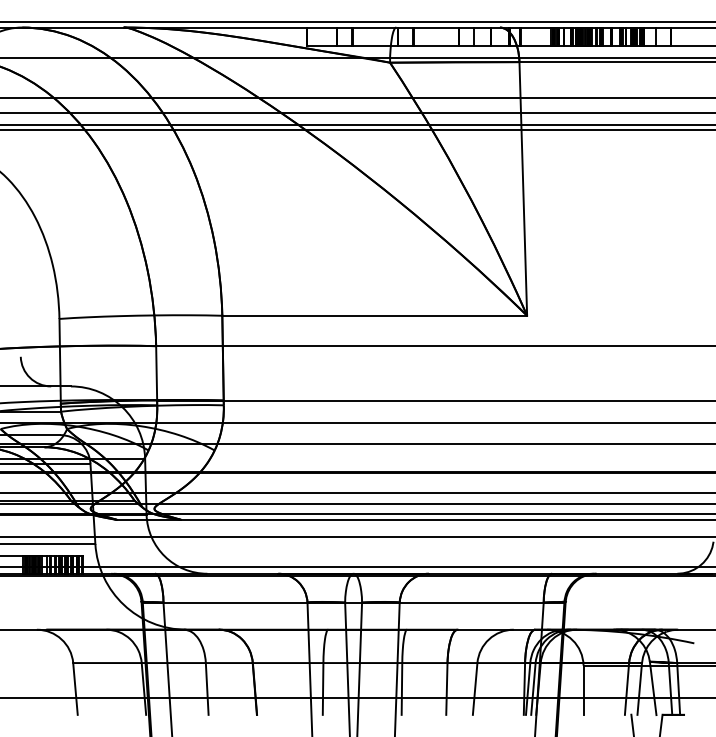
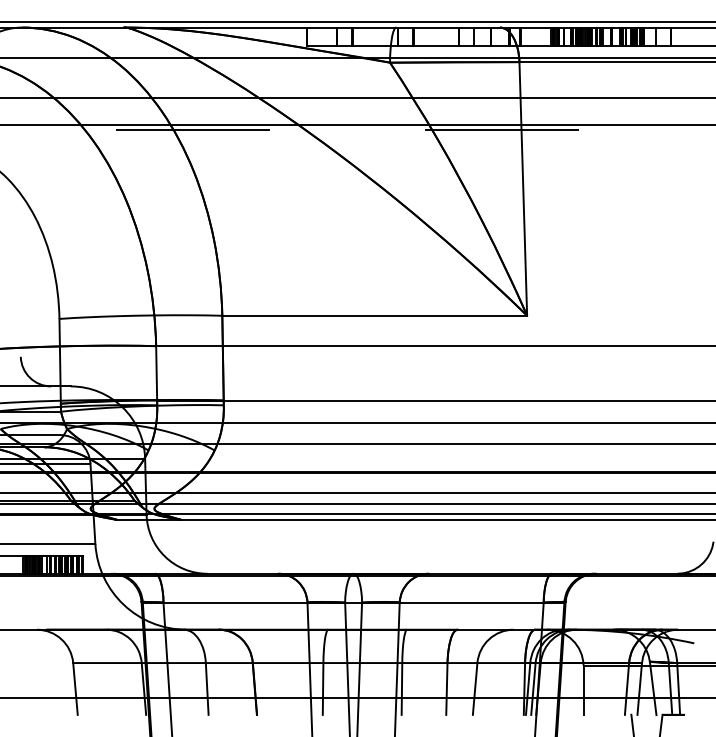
line: present -> none (357, 112)
line: solid -> dashed (358, 130)
line: present -> none (357, 536)
line: present -> none (357, 566)
